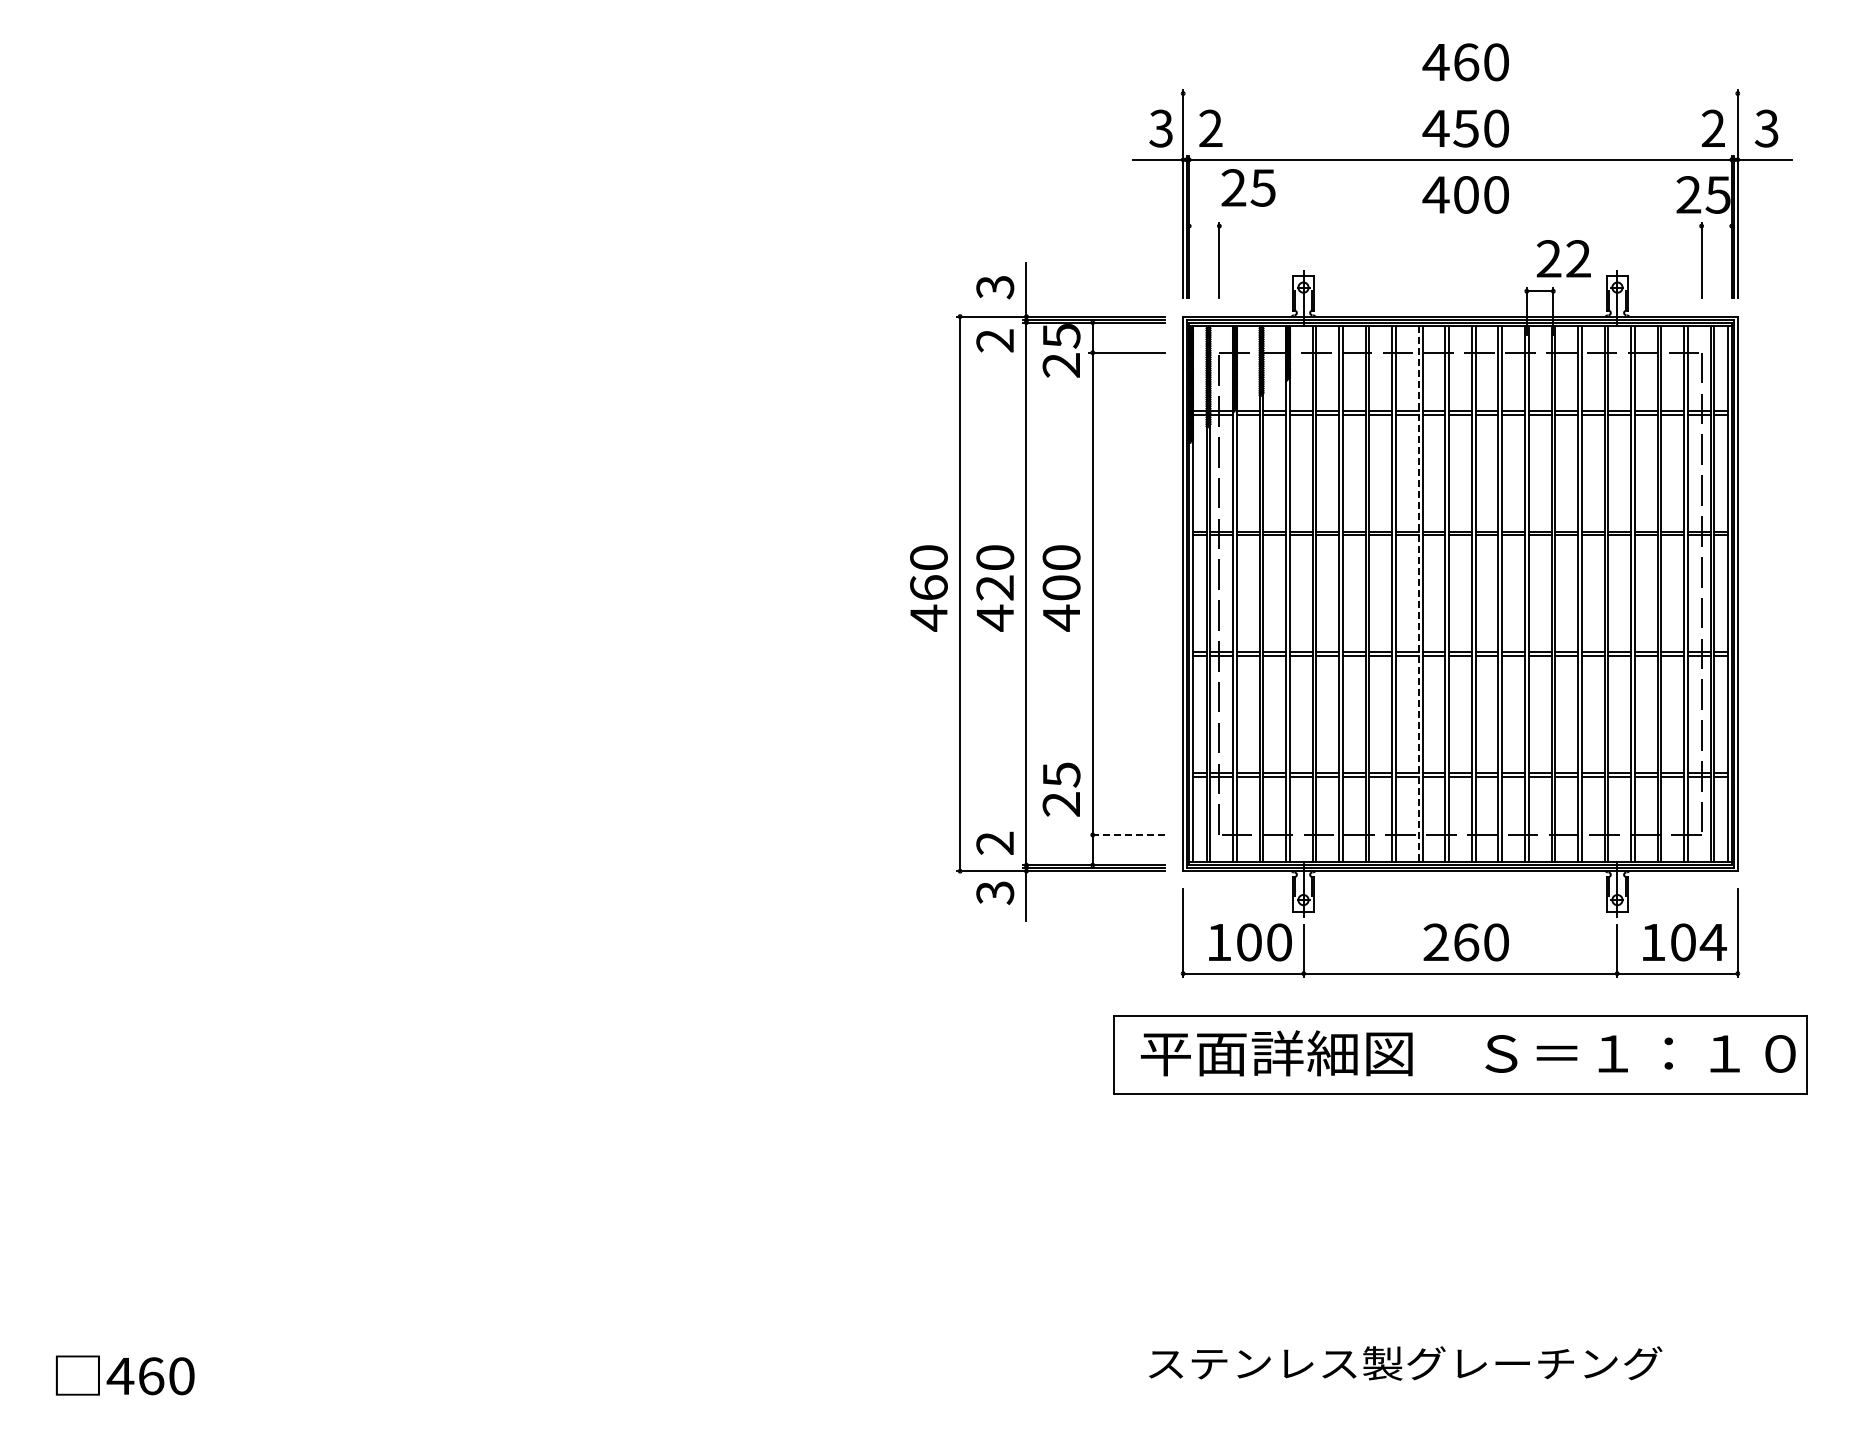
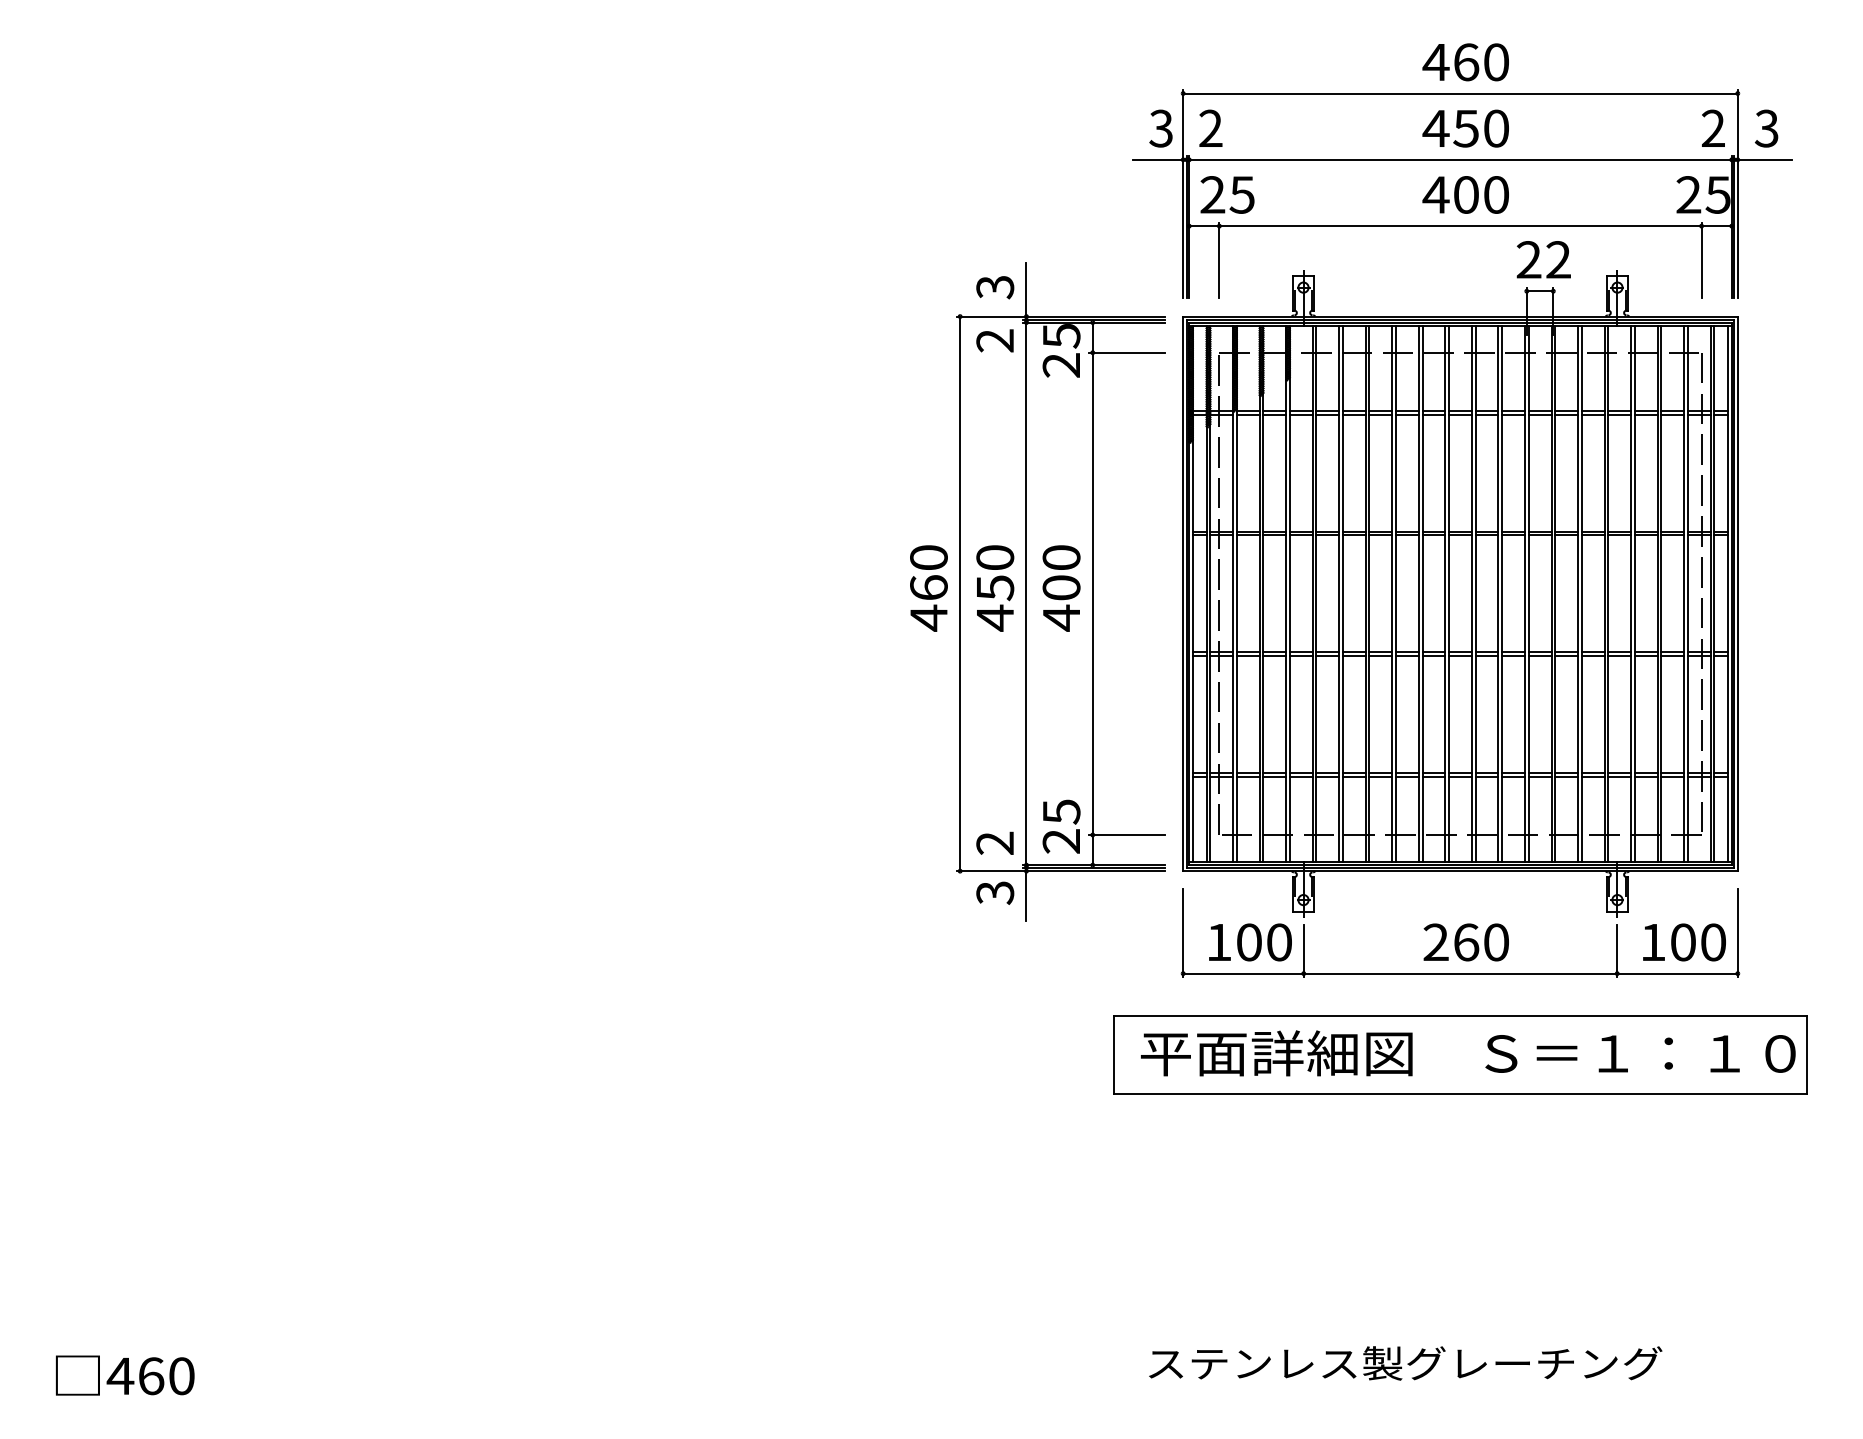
line: none -> present (1460, 93)
text position: (1248, 187) -> (1227, 194) (1227, 194)
line: none -> present (1460, 226)
text position: (1563, 258) -> (1543, 259) (1543, 259)
text: 420 -> 450 (995, 588)
line: dashed -> solid (1418, 593)
text position: (1061, 789) -> (1061, 826) (1061, 826)
line: dashed -> solid (1127, 834)
text: 104 -> 100 (1712, 942)
